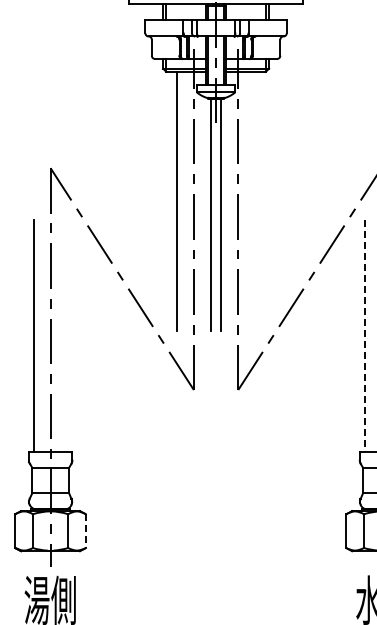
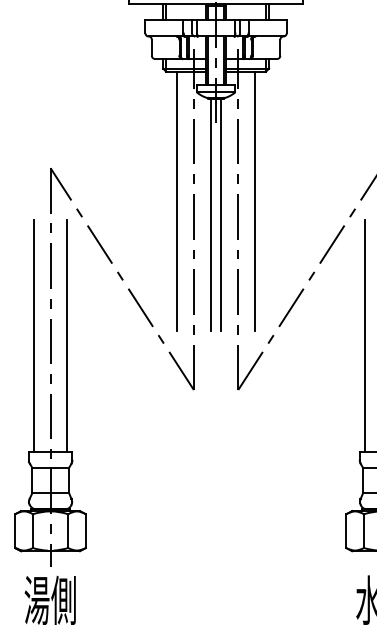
line: none -> present (255, 201)
line: none -> present (67, 335)
line: dashed -> solid (364, 335)
line: dashed -> solid (85, 531)
